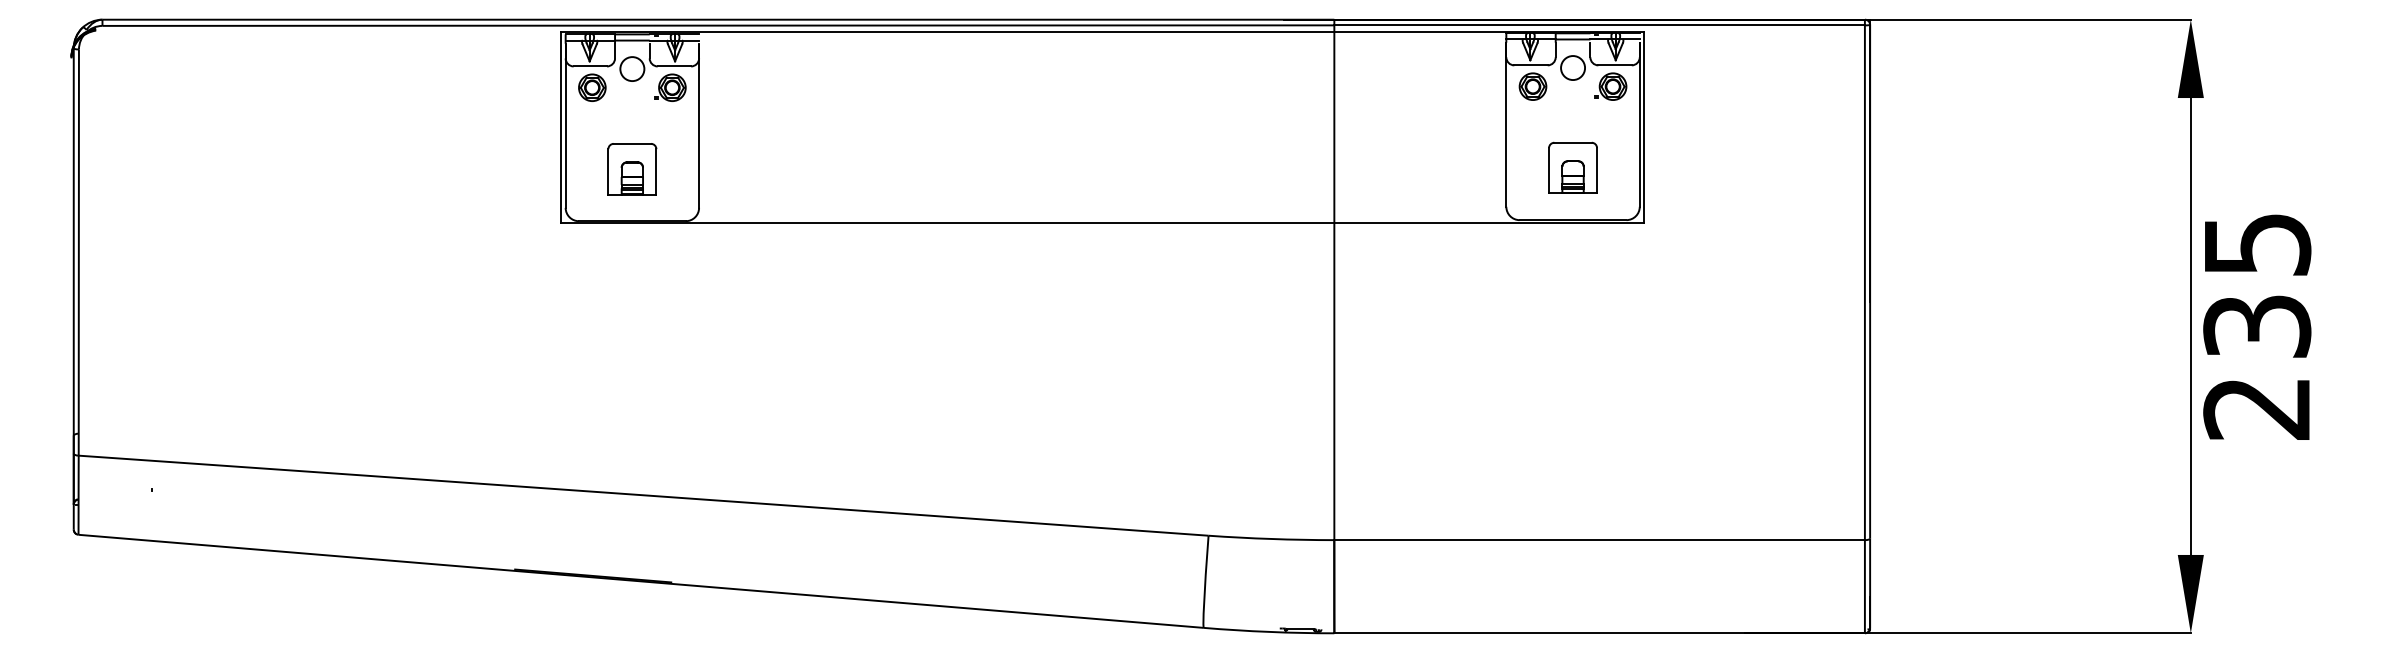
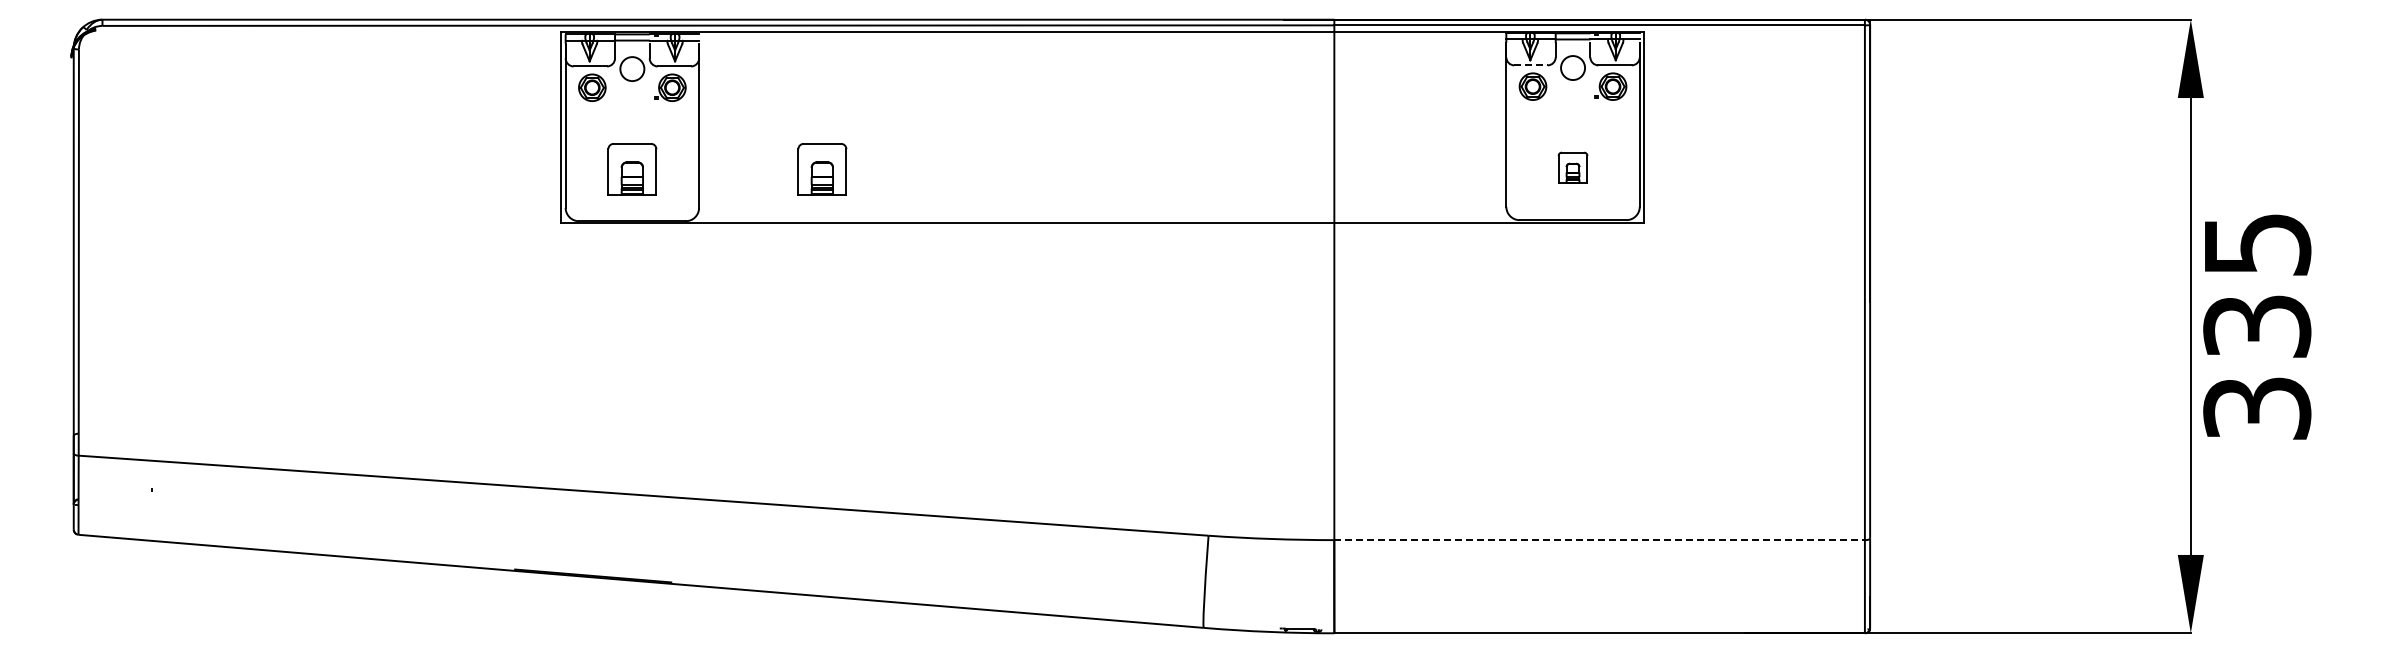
line: solid -> dashed (1531, 65)
part size: 50x53 px -> 32x33 px (1572, 167)
part: none -> present (822, 169)
text: 235 -> 335 (2257, 408)
line: solid -> dashed (1600, 540)
